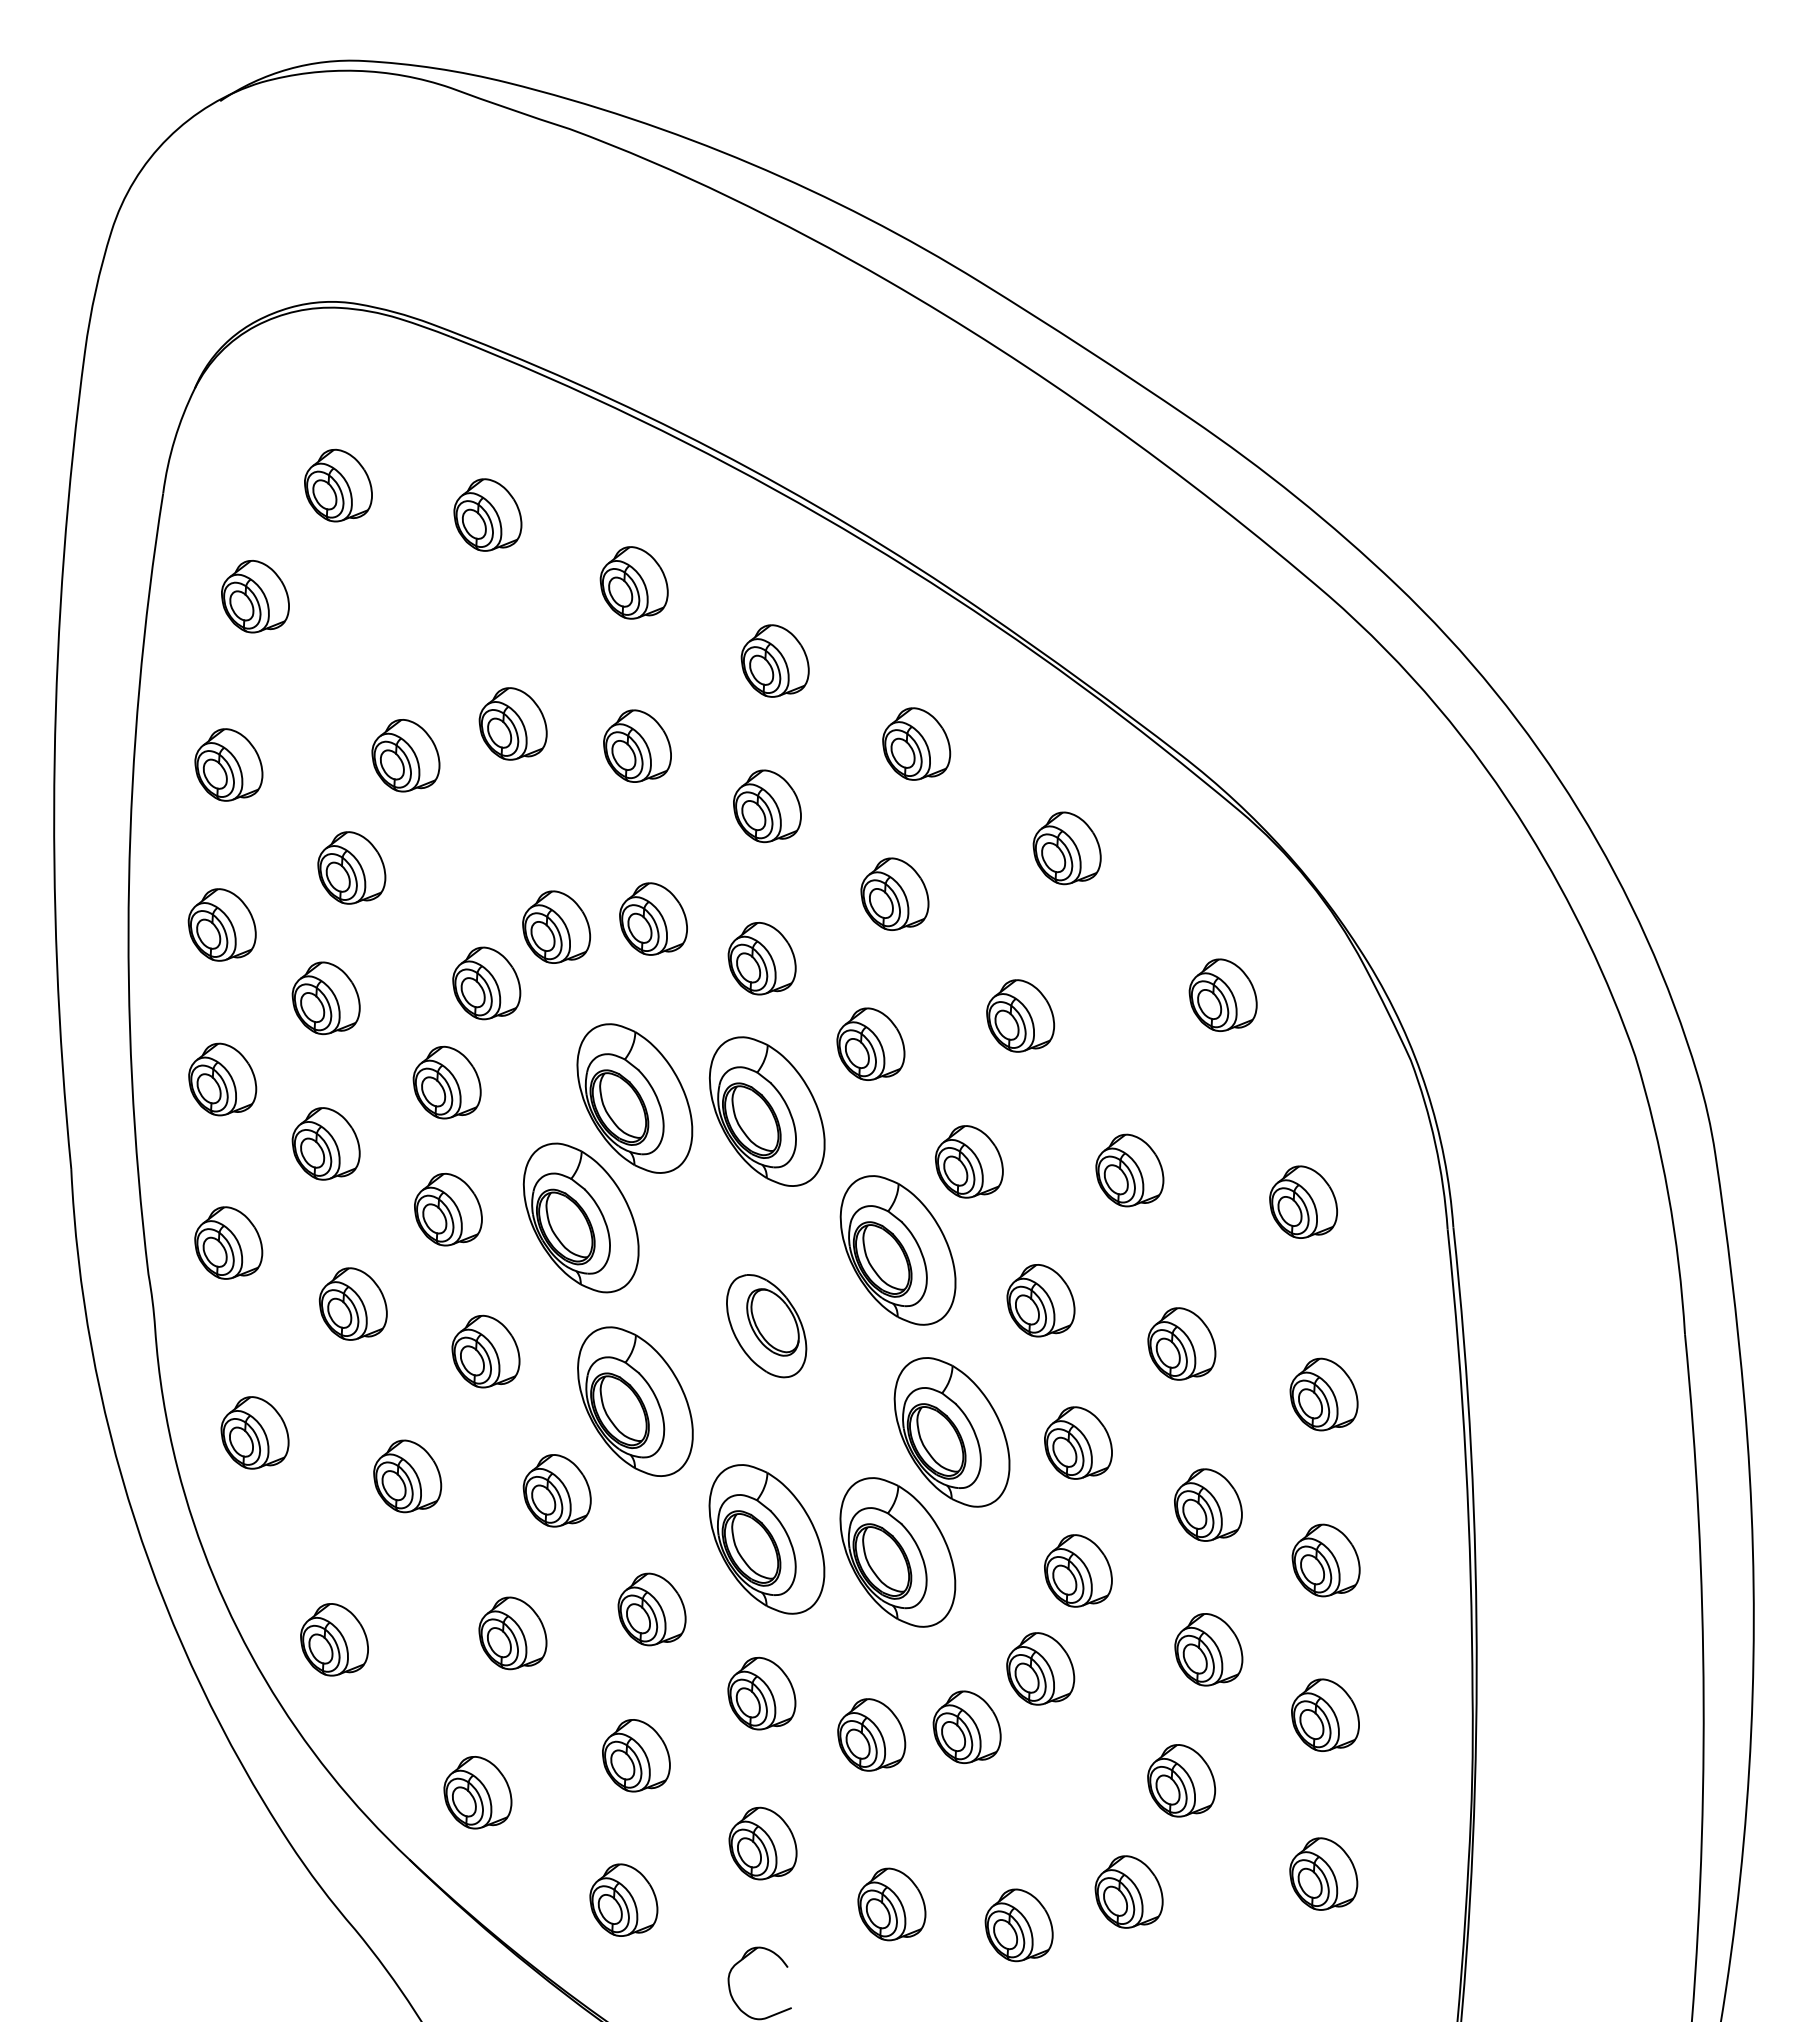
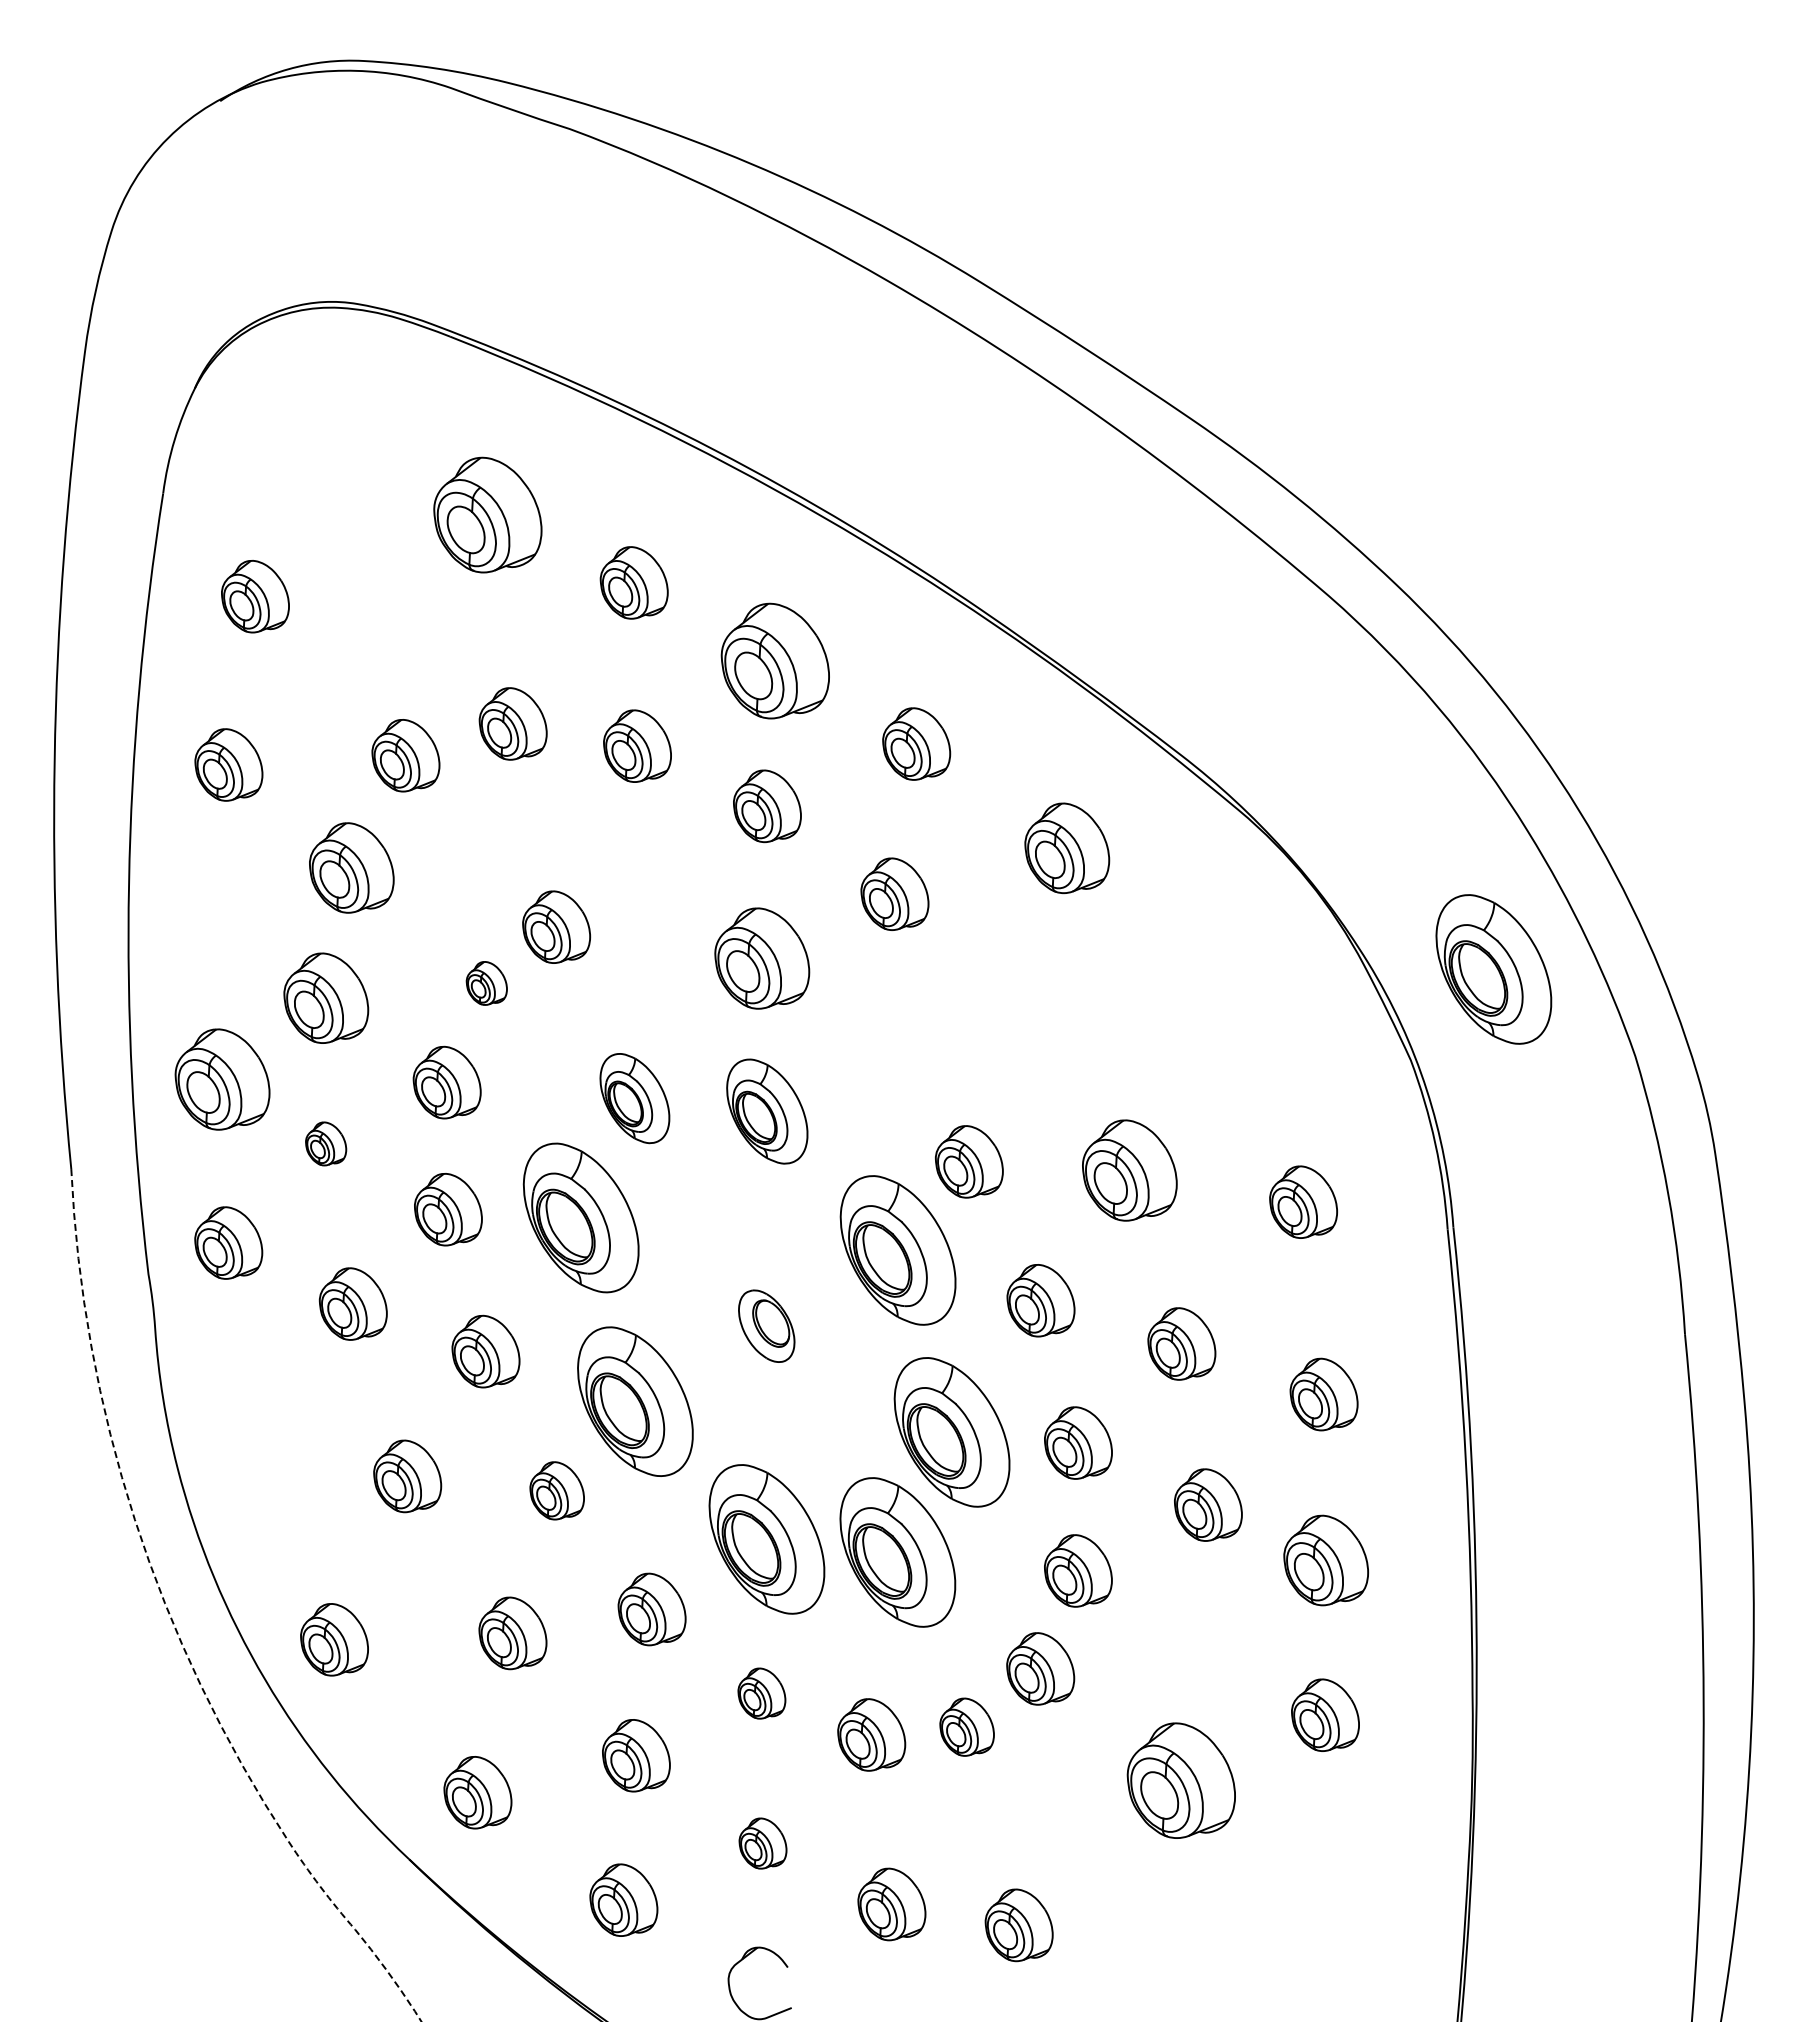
part: present -> none (338, 485)
part size: 70x74 px -> 110x118 px (487, 514)
part size: 70x74 px -> 110x118 px (774, 660)
part size: 70x75 px -> 87x93 px (1067, 848)
part size: 70x74 px -> 86x92 px (351, 867)
part: present -> none (653, 918)
part: present -> none (221, 924)
part size: 70x74 px -> 97x103 px (762, 958)
part: none -> present (1493, 969)
part size: 70x75 px -> 43x45 px (486, 983)
part: present -> none (1222, 994)
part size: 70x75 px -> 87x92 px (326, 997)
part: present -> none (1020, 1015)
part: present -> none (870, 1043)
part size: 70x75 px -> 97x103 px (222, 1079)
part size: 118x151 px -> 72x92 px (634, 1098)
part size: 117x151 px -> 83x107 px (767, 1111)
part size: 70x74 px -> 43x46 px (326, 1143)
part size: 70x75 px -> 96x103 px (1129, 1170)
part size: 82x105 px -> 58x74 px (766, 1325)
part: present -> none (254, 1432)
part size: 70x74 px -> 56x60 px (556, 1490)
part size: 70x75 px -> 86x93 px (1325, 1560)
line: solid -> dashed (175, 1627)
part: present -> none (1208, 1649)
part size: 70x75 px -> 50x53 px (761, 1693)
part size: 70x74 px -> 56x60 px (966, 1726)
part size: 70x74 px -> 110x117 px (1180, 1780)
part size: 70x75 px -> 50x53 px (762, 1843)
part: present -> none (1323, 1873)
part: present -> none (1128, 1891)
